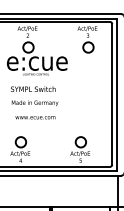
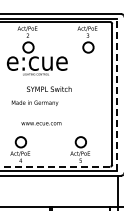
text position: (33, 88) -> (49, 88) (49, 88)
line: solid -> dashed (117, 94)
text position: (35, 117) -> (41, 123) (41, 123)
line: solid -> dashed (55, 166)
